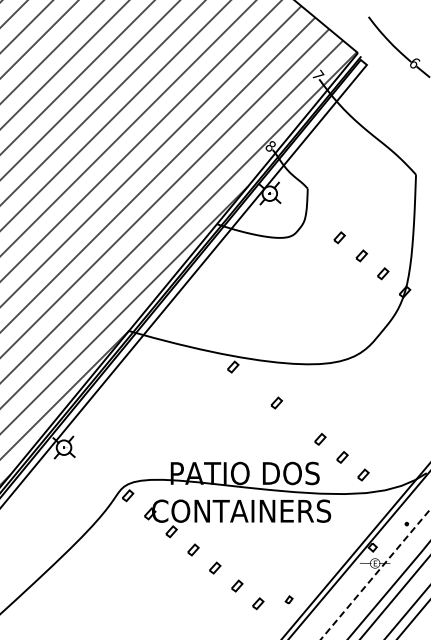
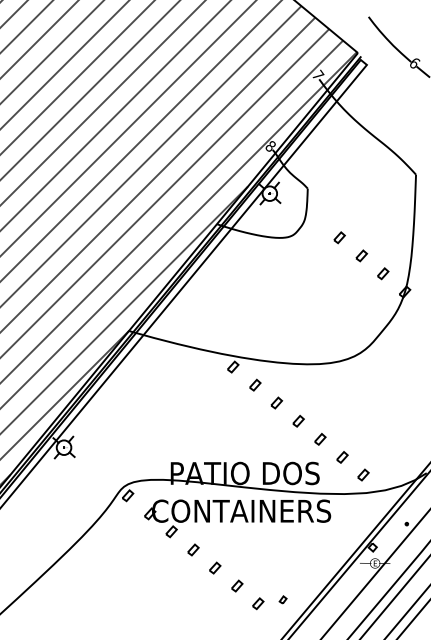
part: none -> present (255, 384)
part: none -> present (298, 420)
line: dashed -> solid (375, 574)
part position: (288, 599) -> (282, 599) (282, 599)
